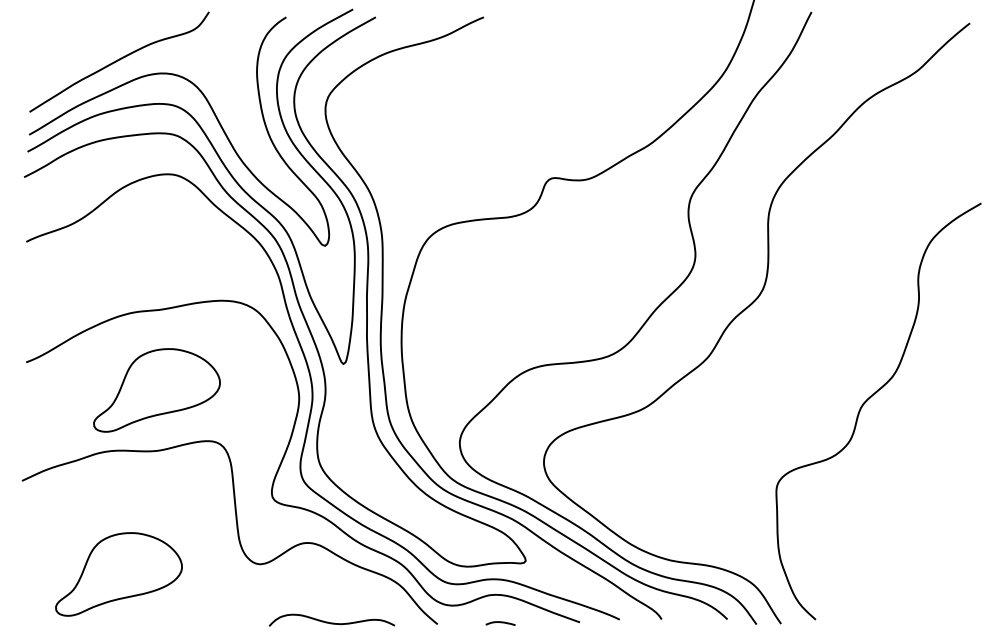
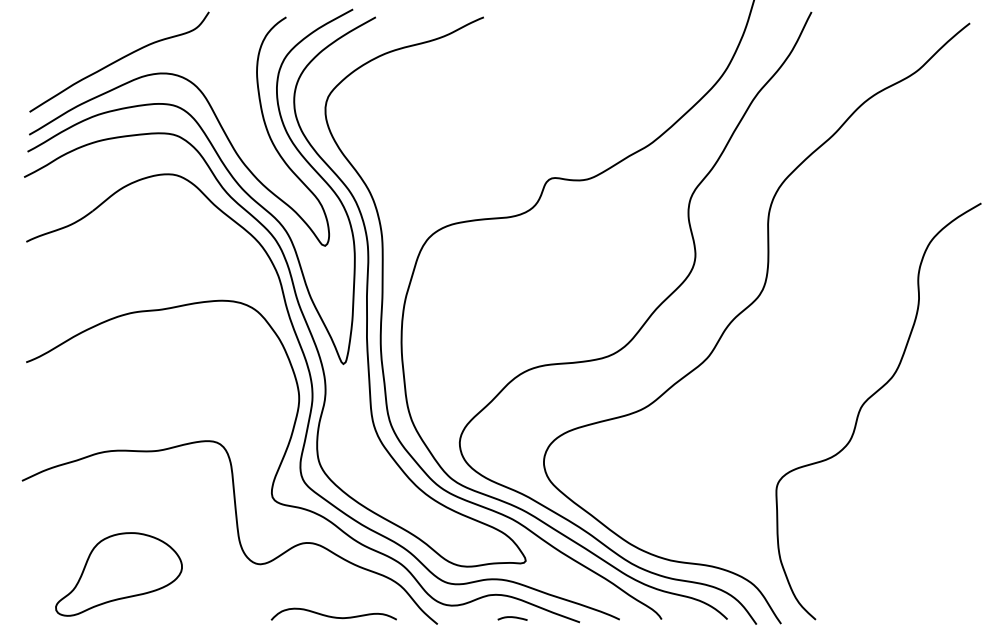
part: present -> none (156, 390)
curve position: (331, 622) -> (333, 616) (333, 616)
curve position: (500, 623) -> (512, 618) (512, 618)
